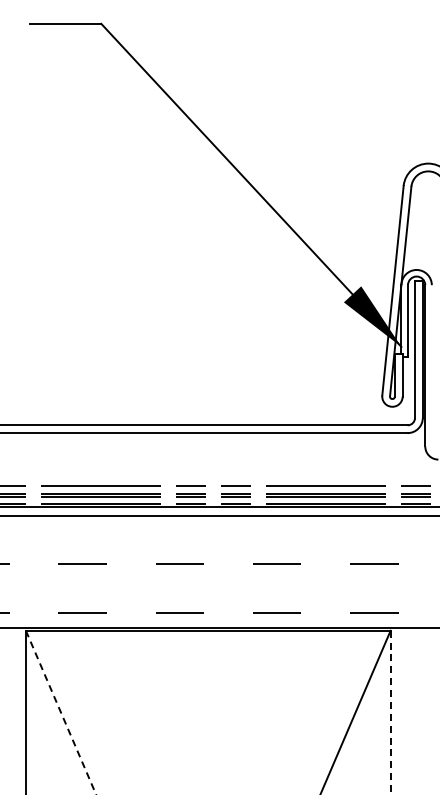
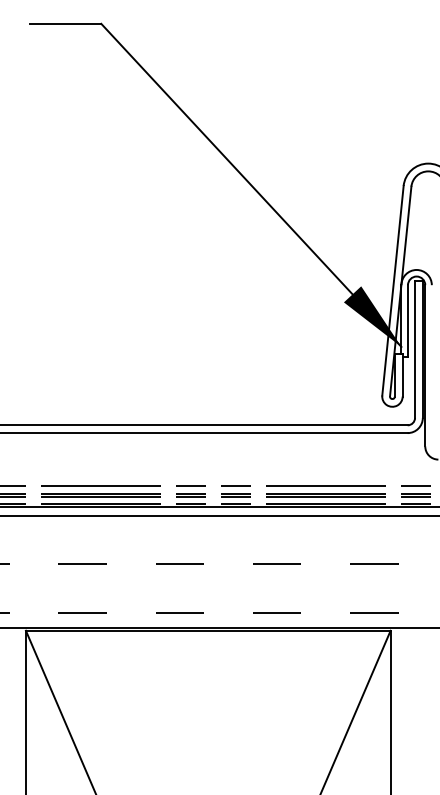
line: dashed -> solid (61, 712)
line: dashed -> solid (390, 712)
